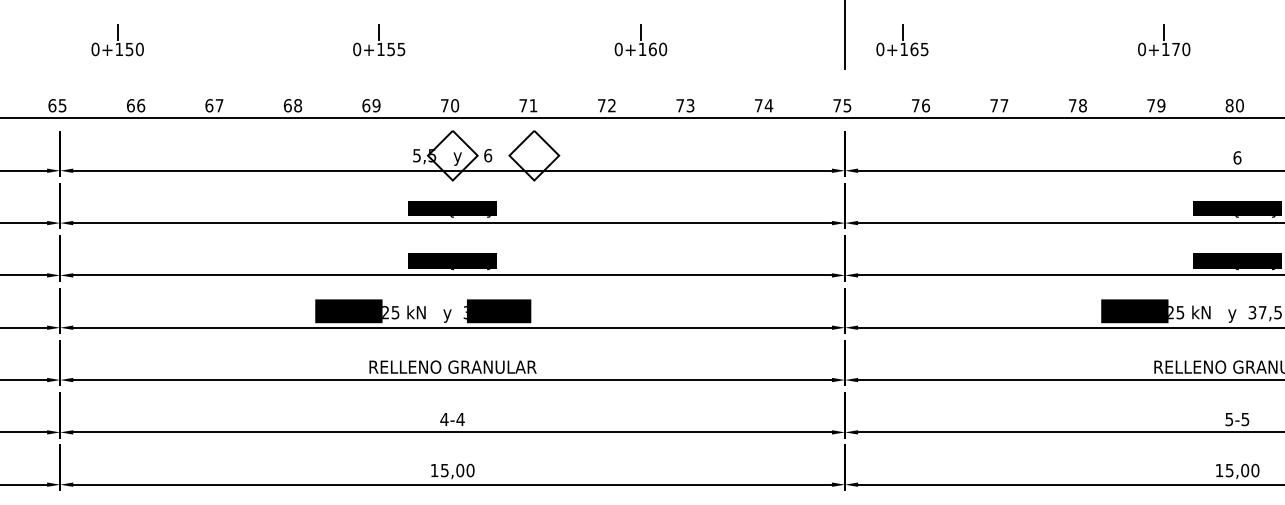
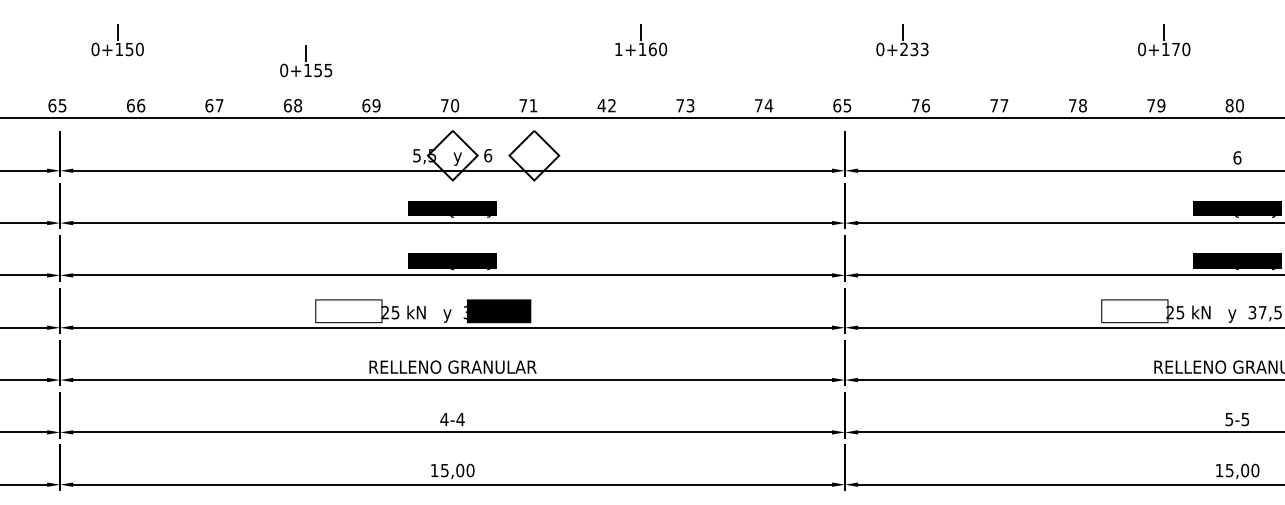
line: present -> none (845, 35)
part position: (379, 40) -> (306, 61) (306, 61)
text: 0+160 -> 1+160 (618, 49)
text: 0+165 -> 0+233 (914, 49)
text: 72 -> 42 (601, 105)
text: 75 -> 65 (837, 105)
fill: present -> none (348, 310)
fill: present -> none (1134, 310)
